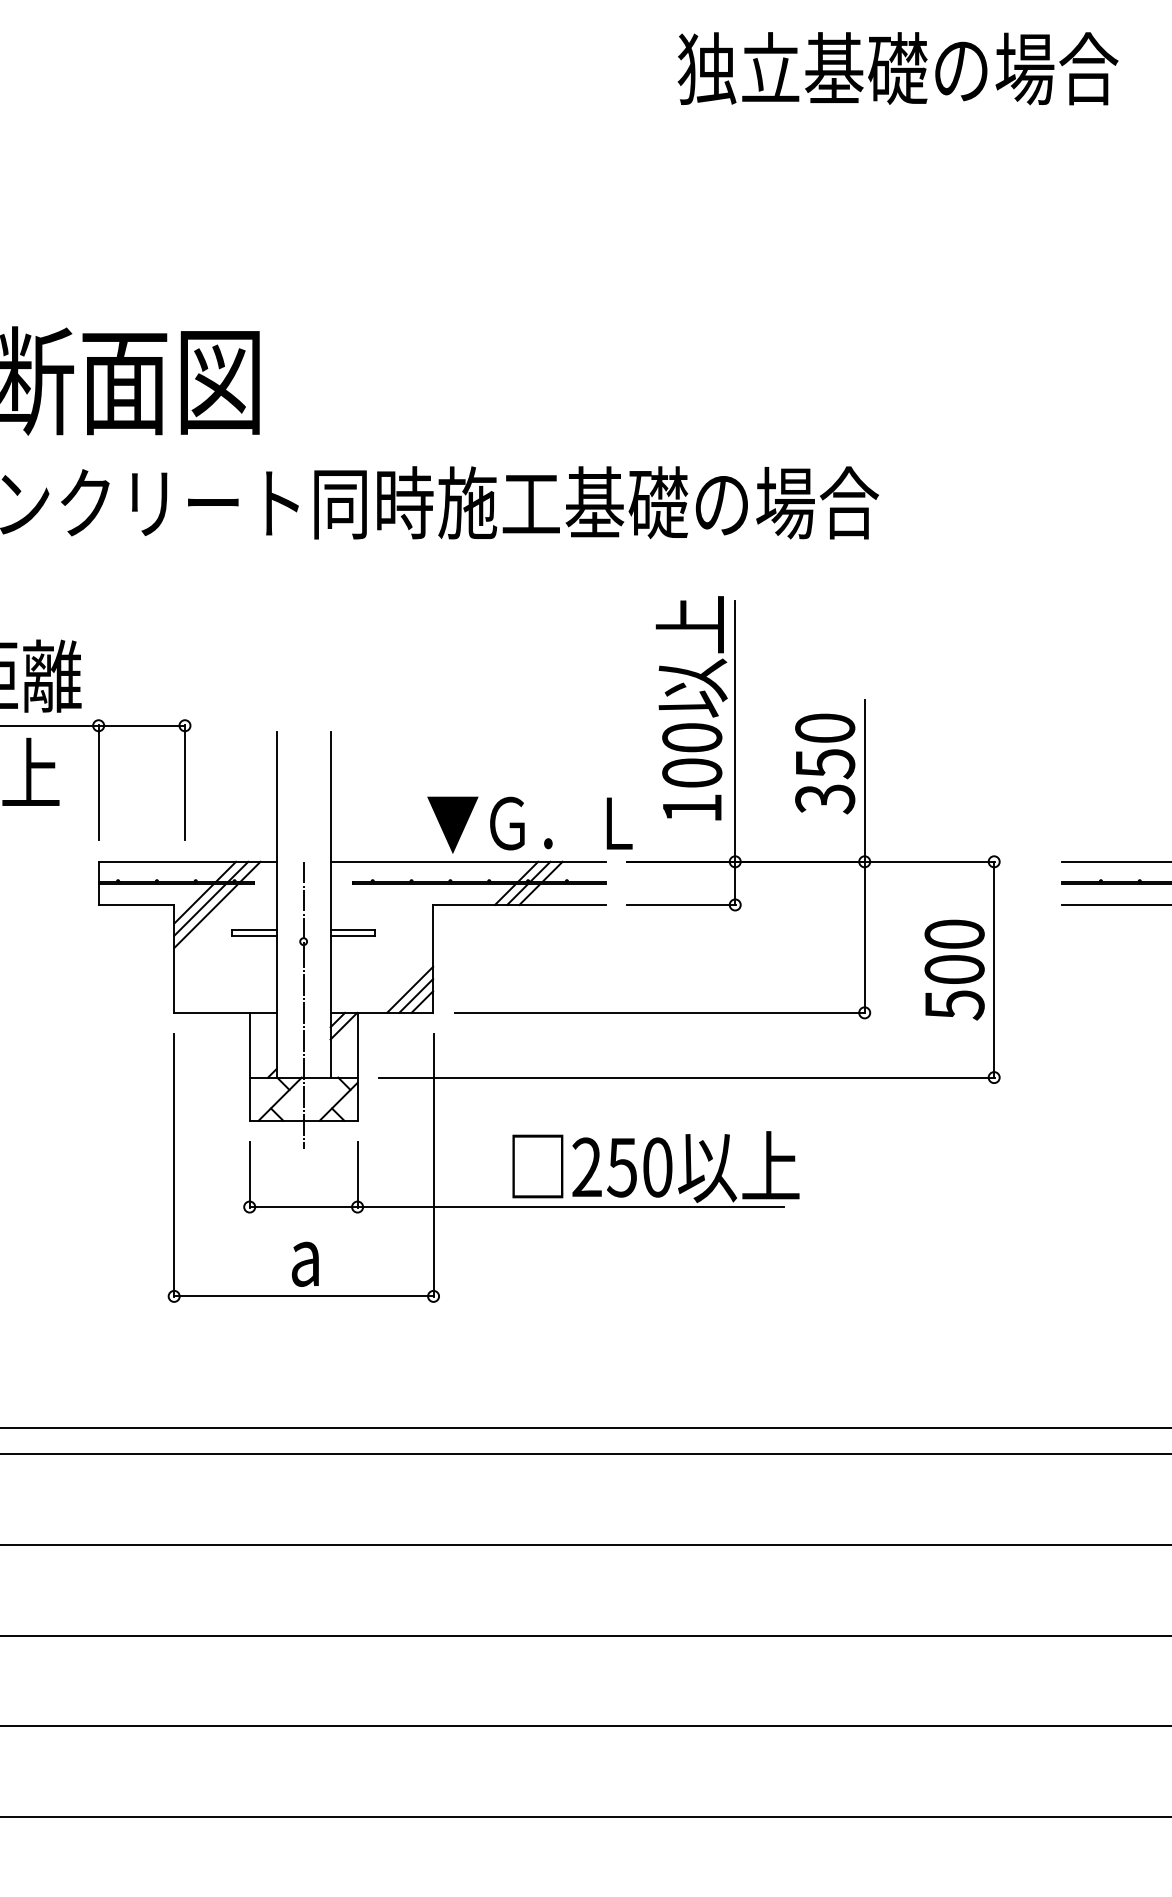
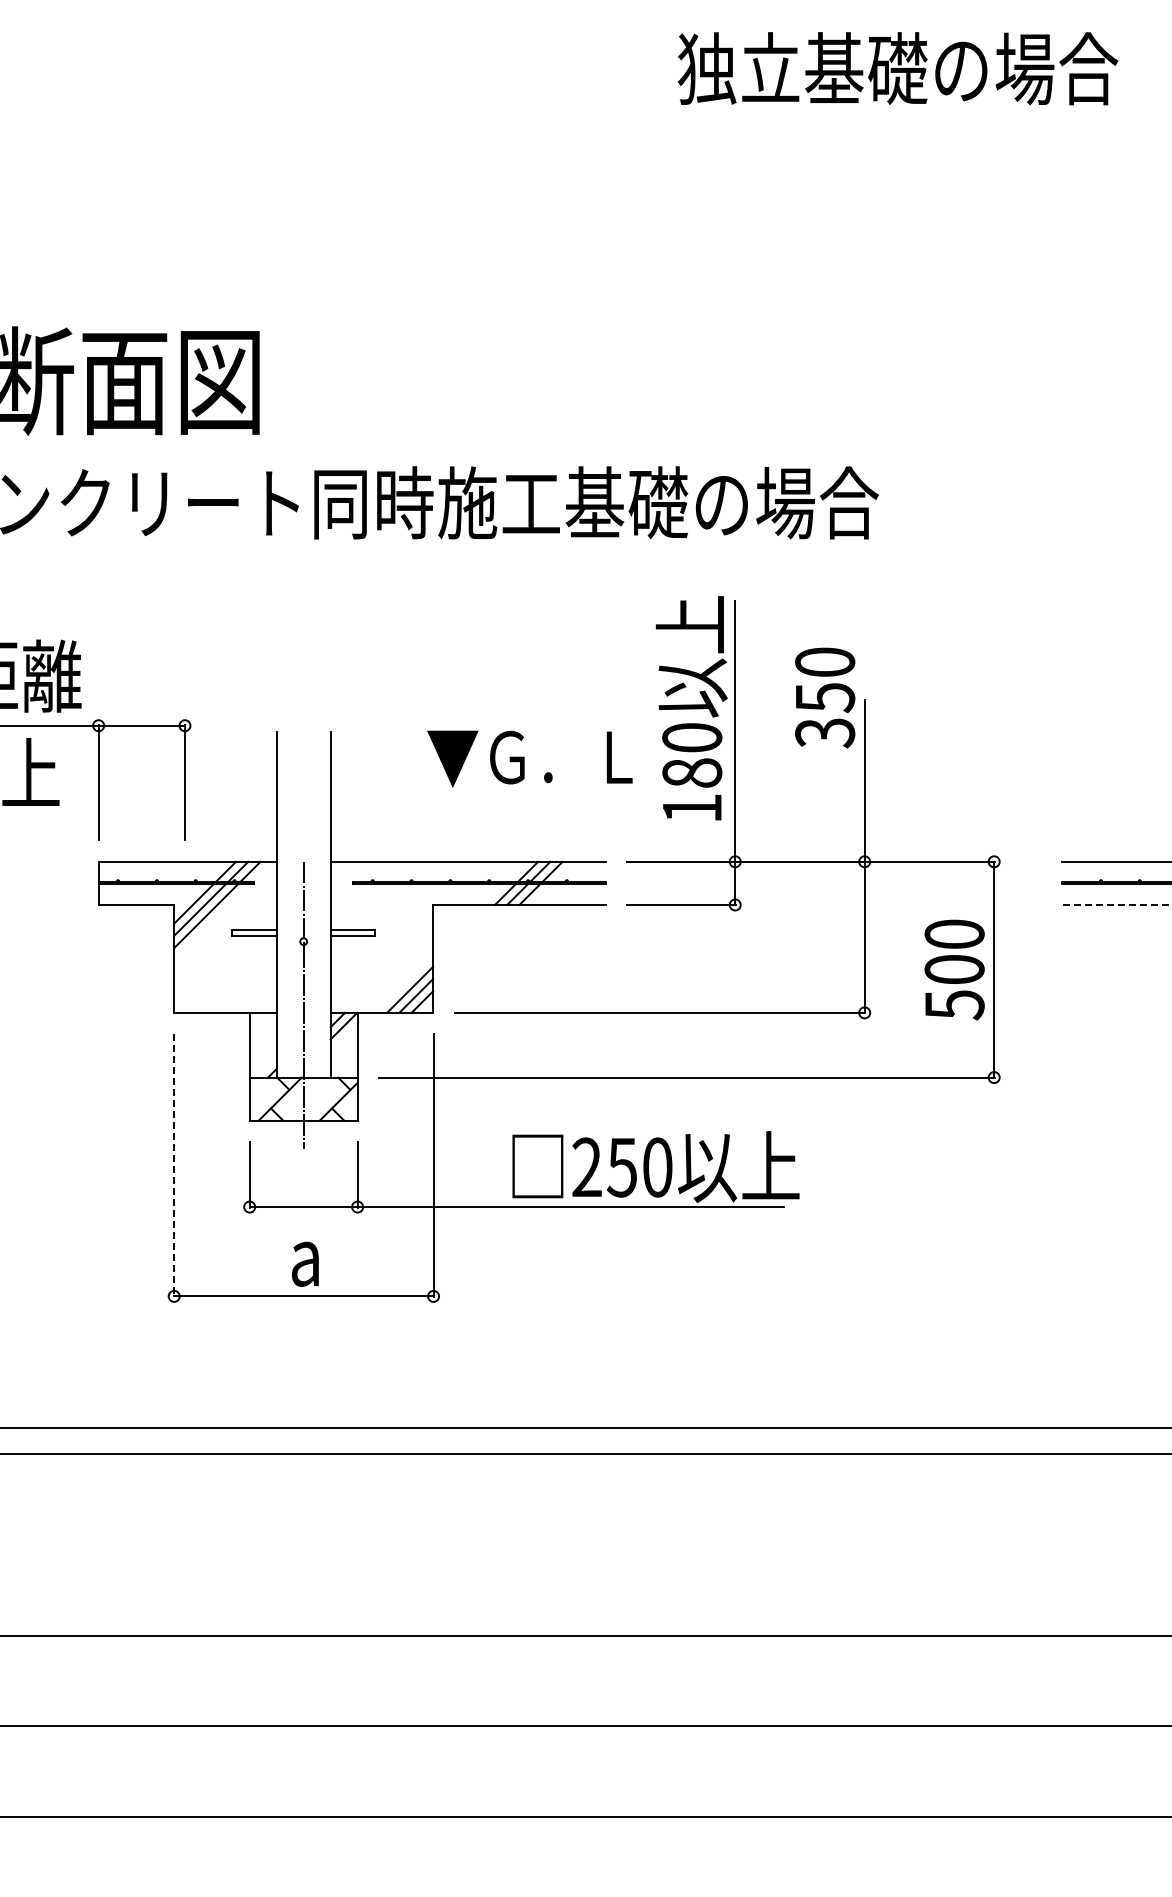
text position: (825, 763) -> (825, 697) (825, 697)
text: 100 -> 180 (692, 772)
text position: (529, 824) -> (529, 758) (529, 758)
line: solid -> dashed (1116, 904)
line: solid -> dashed (174, 1166)
line: present -> none (585, 1544)
